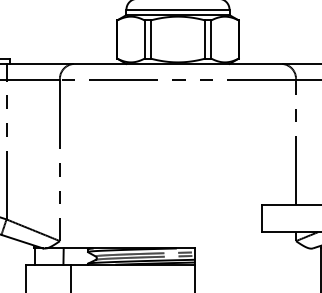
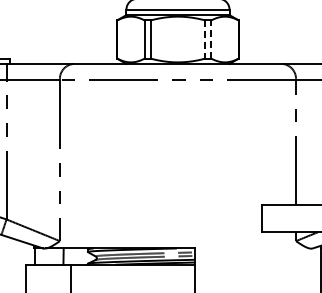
line: solid -> dashed (211, 39)
line: solid -> dashed (205, 40)
